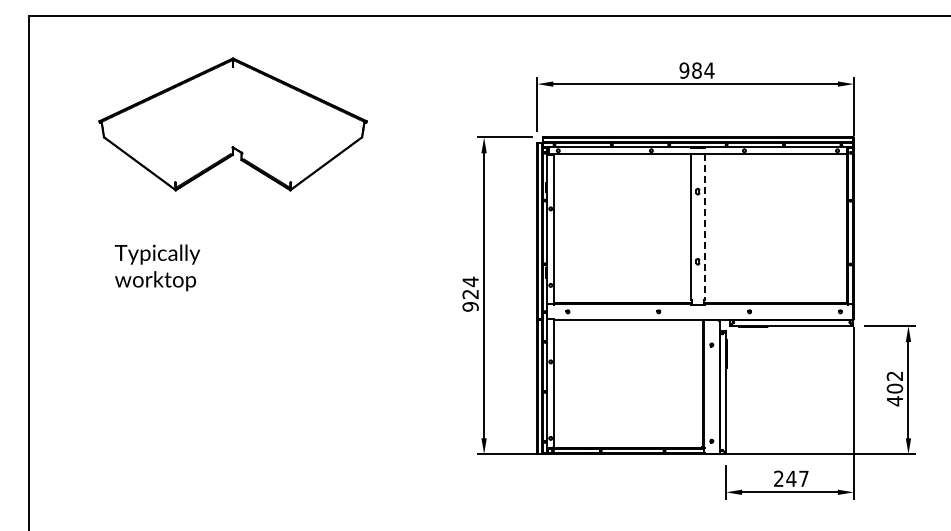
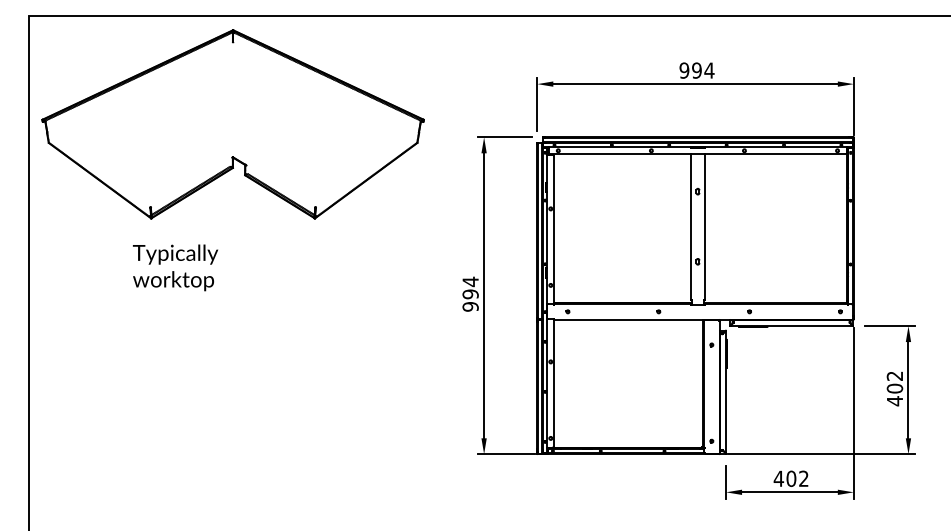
text: 984 -> 994 (696, 70)
part size: 270x135 px -> 384x191 px (232, 124)
line: dashed -> solid (704, 226)
text position: (157, 267) -> (175, 267) (175, 267)
text: 924 -> 994 (470, 294)
text: 247 -> 402 (790, 478)
